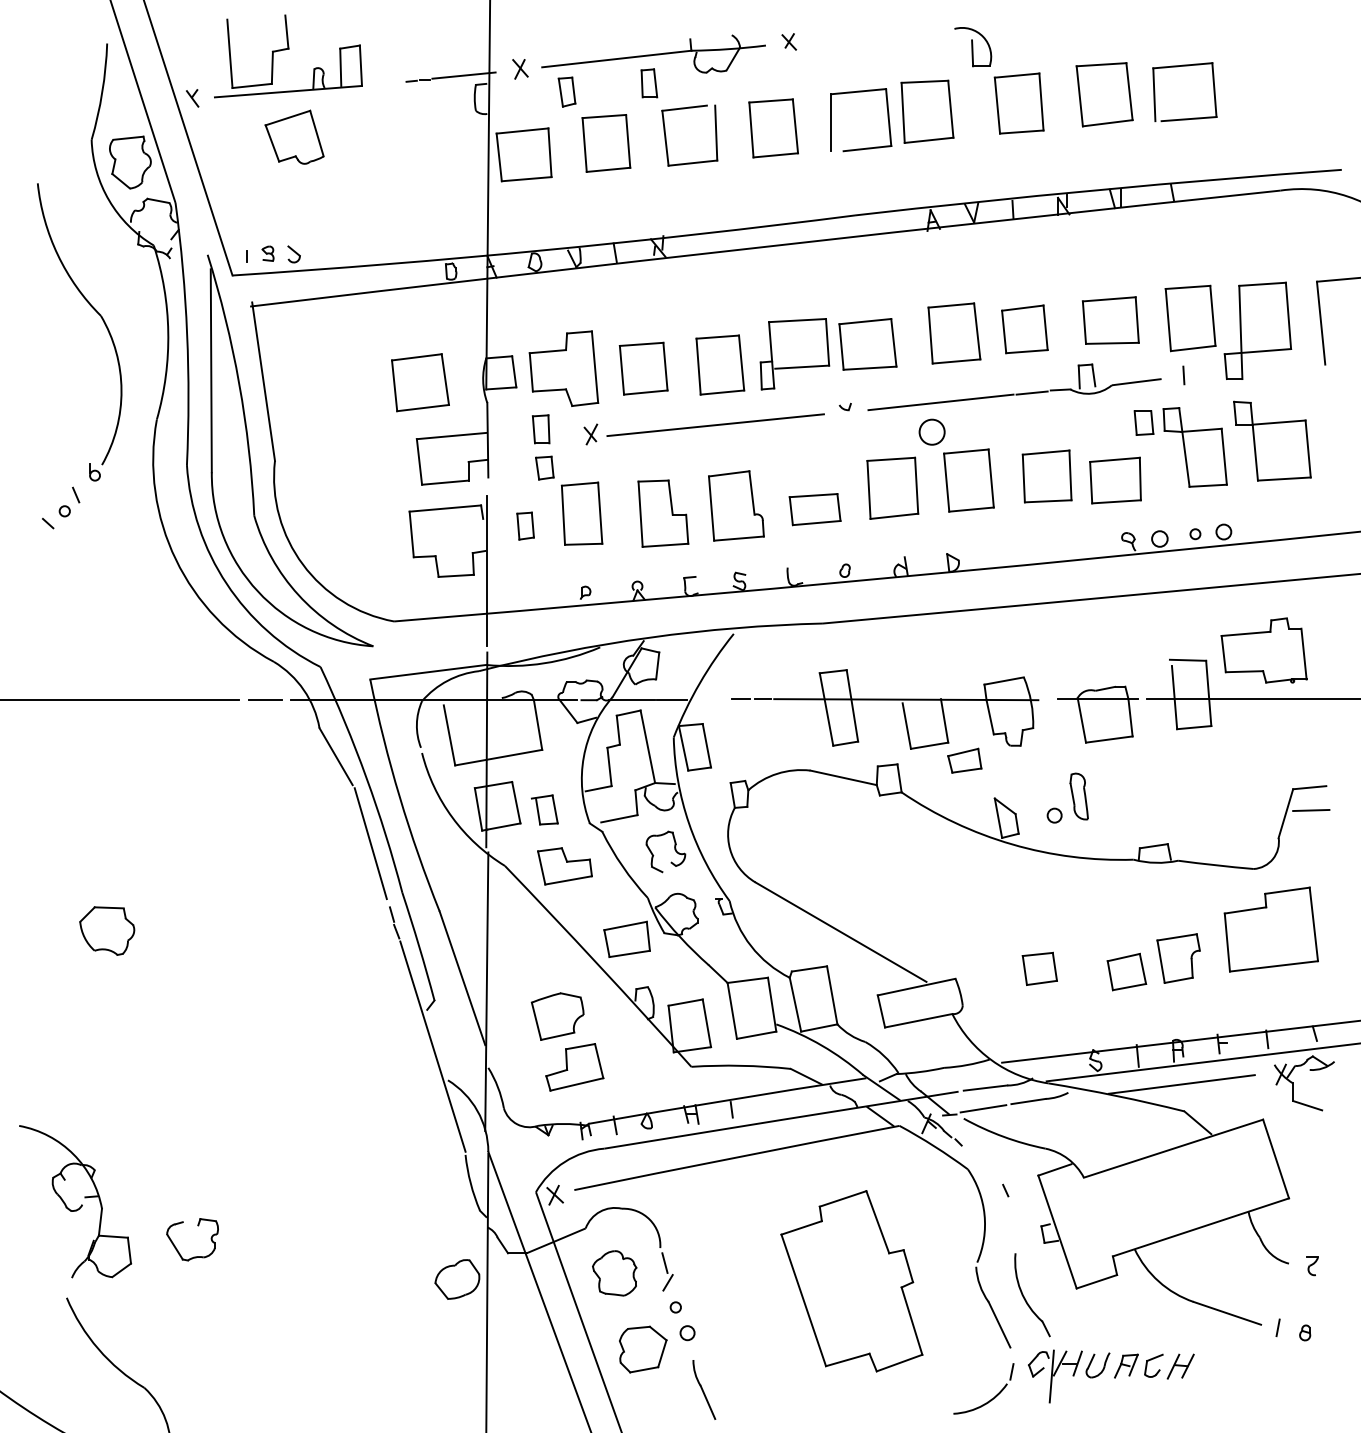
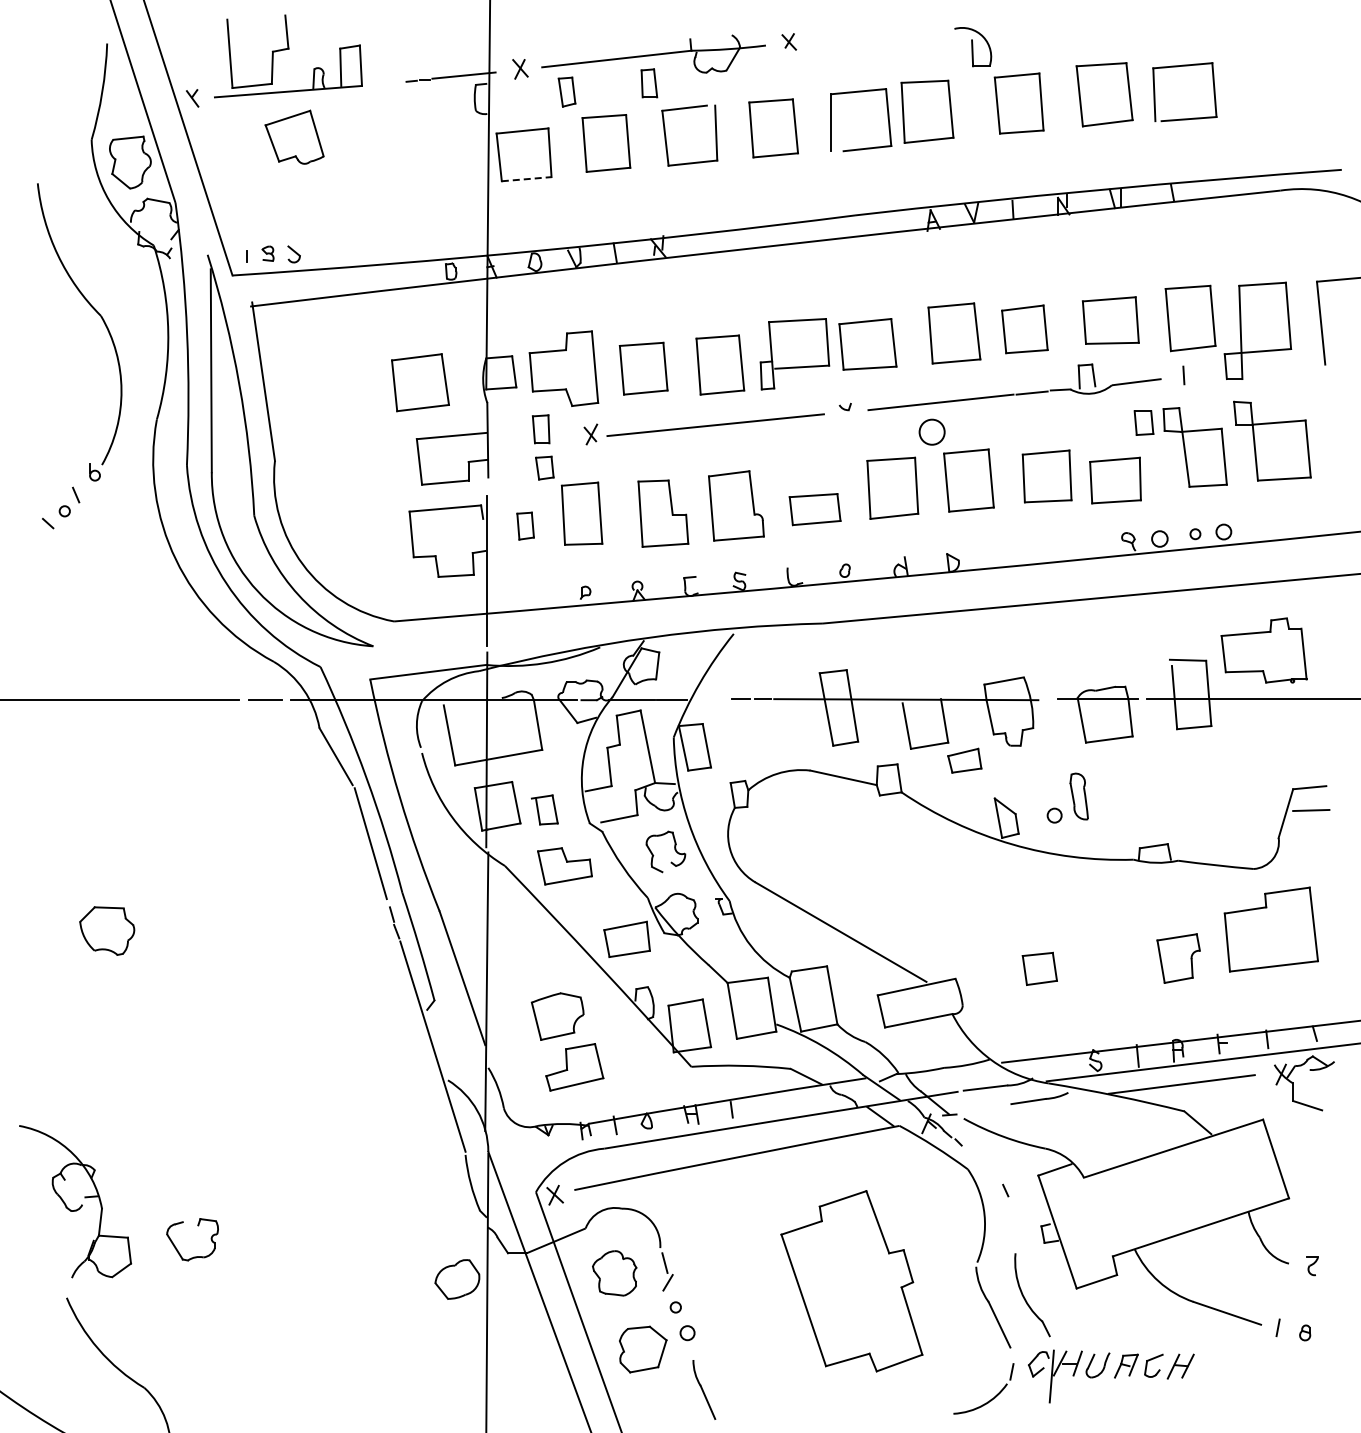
line: solid -> dashed (526, 179)
part: present -> none (1126, 971)
line: present -> none (983, 1108)
